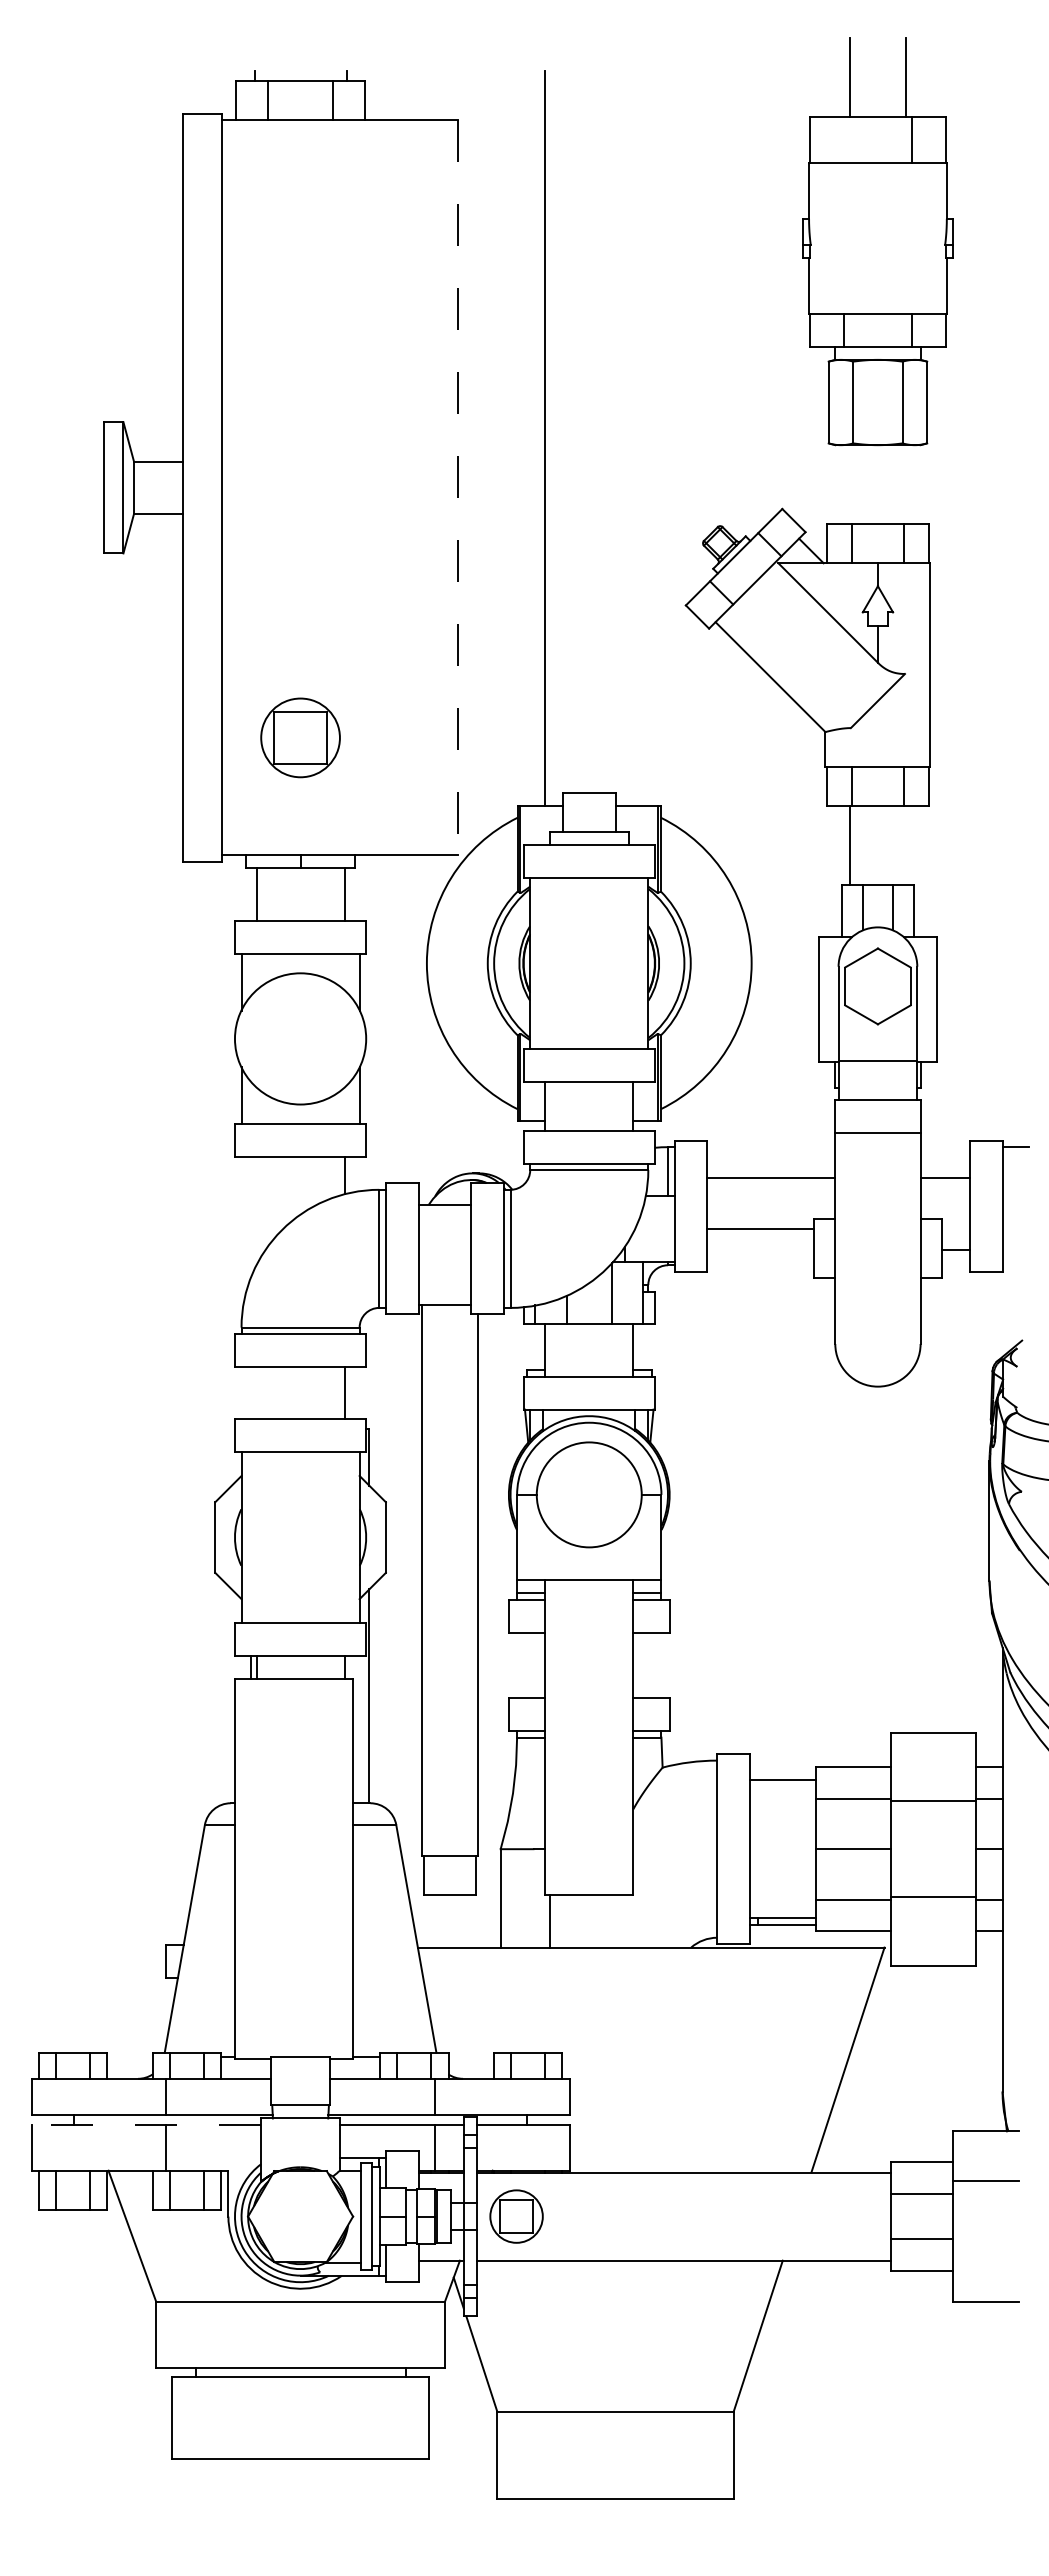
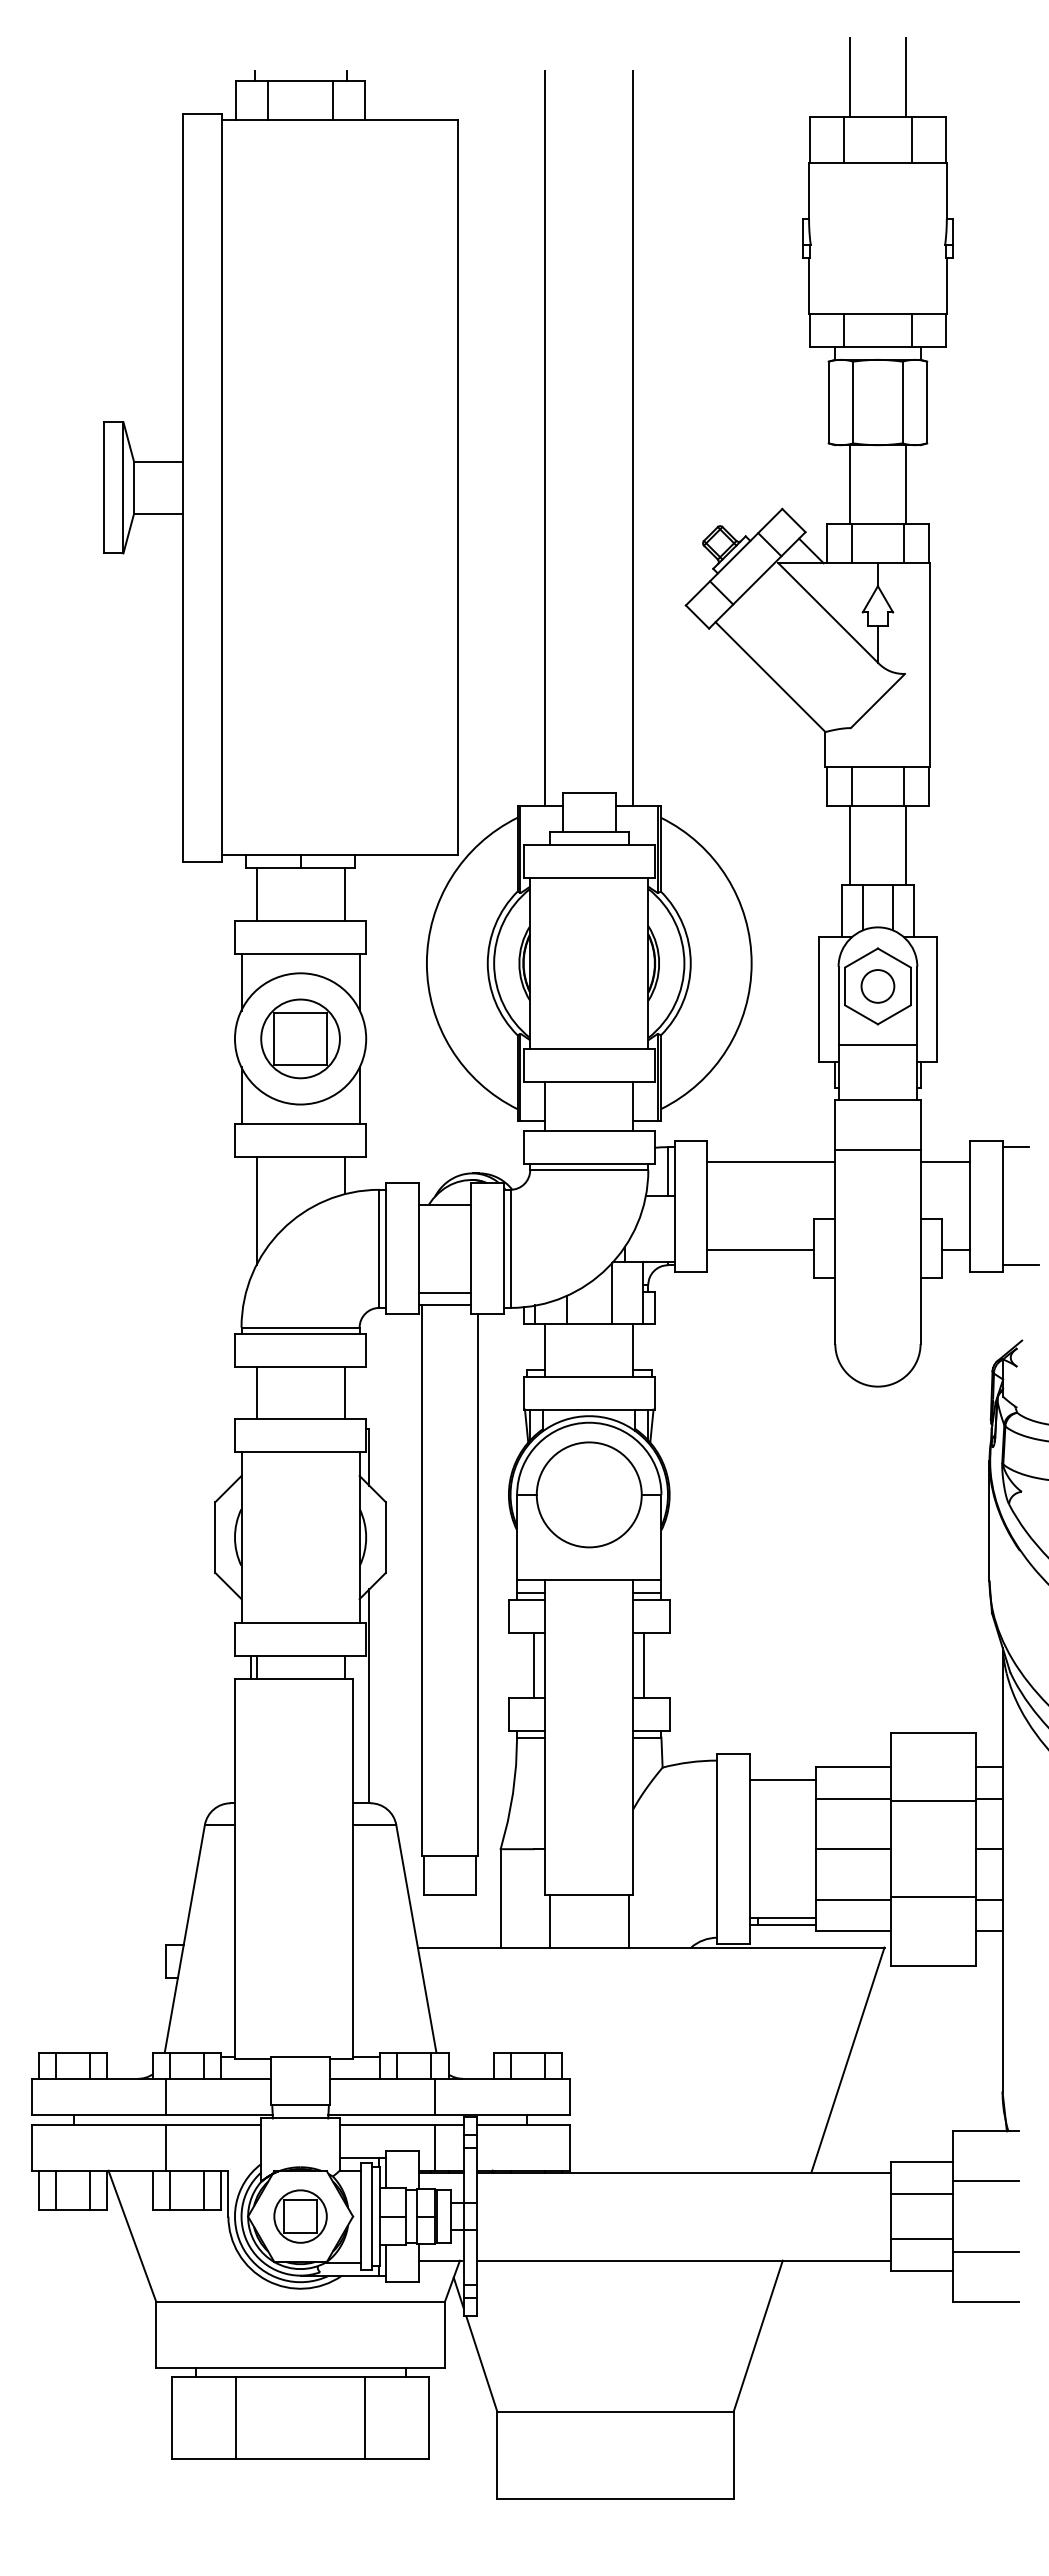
line: none -> present (843, 140)
line: none -> present (633, 438)
line: none -> present (849, 484)
line: none -> present (906, 484)
line: dashed -> solid (458, 488)
part position: (300, 737) -> (300, 1038) (300, 1038)
line: none -> present (906, 845)
circle: none -> present (877, 986)
line position: (877, 1061) -> (877, 1045) (877, 1045)
line position: (877, 1132) -> (877, 1149) (877, 1149)
line position: (771, 1178) -> (771, 1162) (771, 1162)
line position: (944, 1178) -> (944, 1162) (944, 1162)
line: none -> present (256, 1211)
line position: (760, 1229) -> (760, 1250) (760, 1250)
line: none -> present (1020, 1265)
line: none -> present (444, 1292)
line: none -> present (256, 1392)
line: none -> present (534, 1665)
line: none -> present (644, 1665)
line: none -> present (628, 1921)
line: dashed -> solid (146, 2124)
part position: (516, 2216) -> (300, 2216) (300, 2216)
line: none -> present (986, 2251)
line: none -> present (236, 2417)
line: none -> present (364, 2417)
